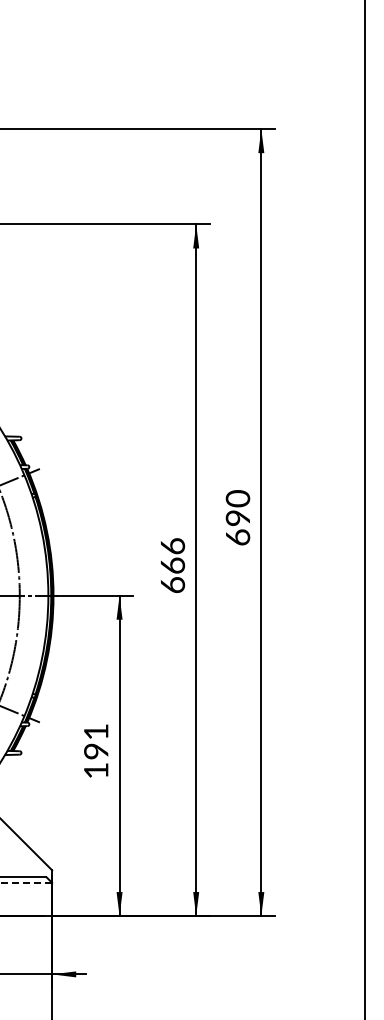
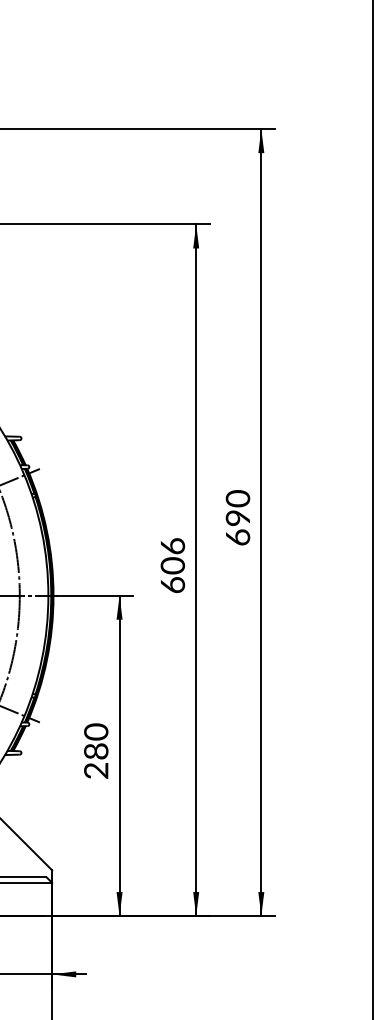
line position: (364, 509) -> (372, 509) (372, 509)
text: 666 -> 606 (172, 565)
text: 191 -> 280 (96, 750)
line: dashed -> solid (26, 882)
